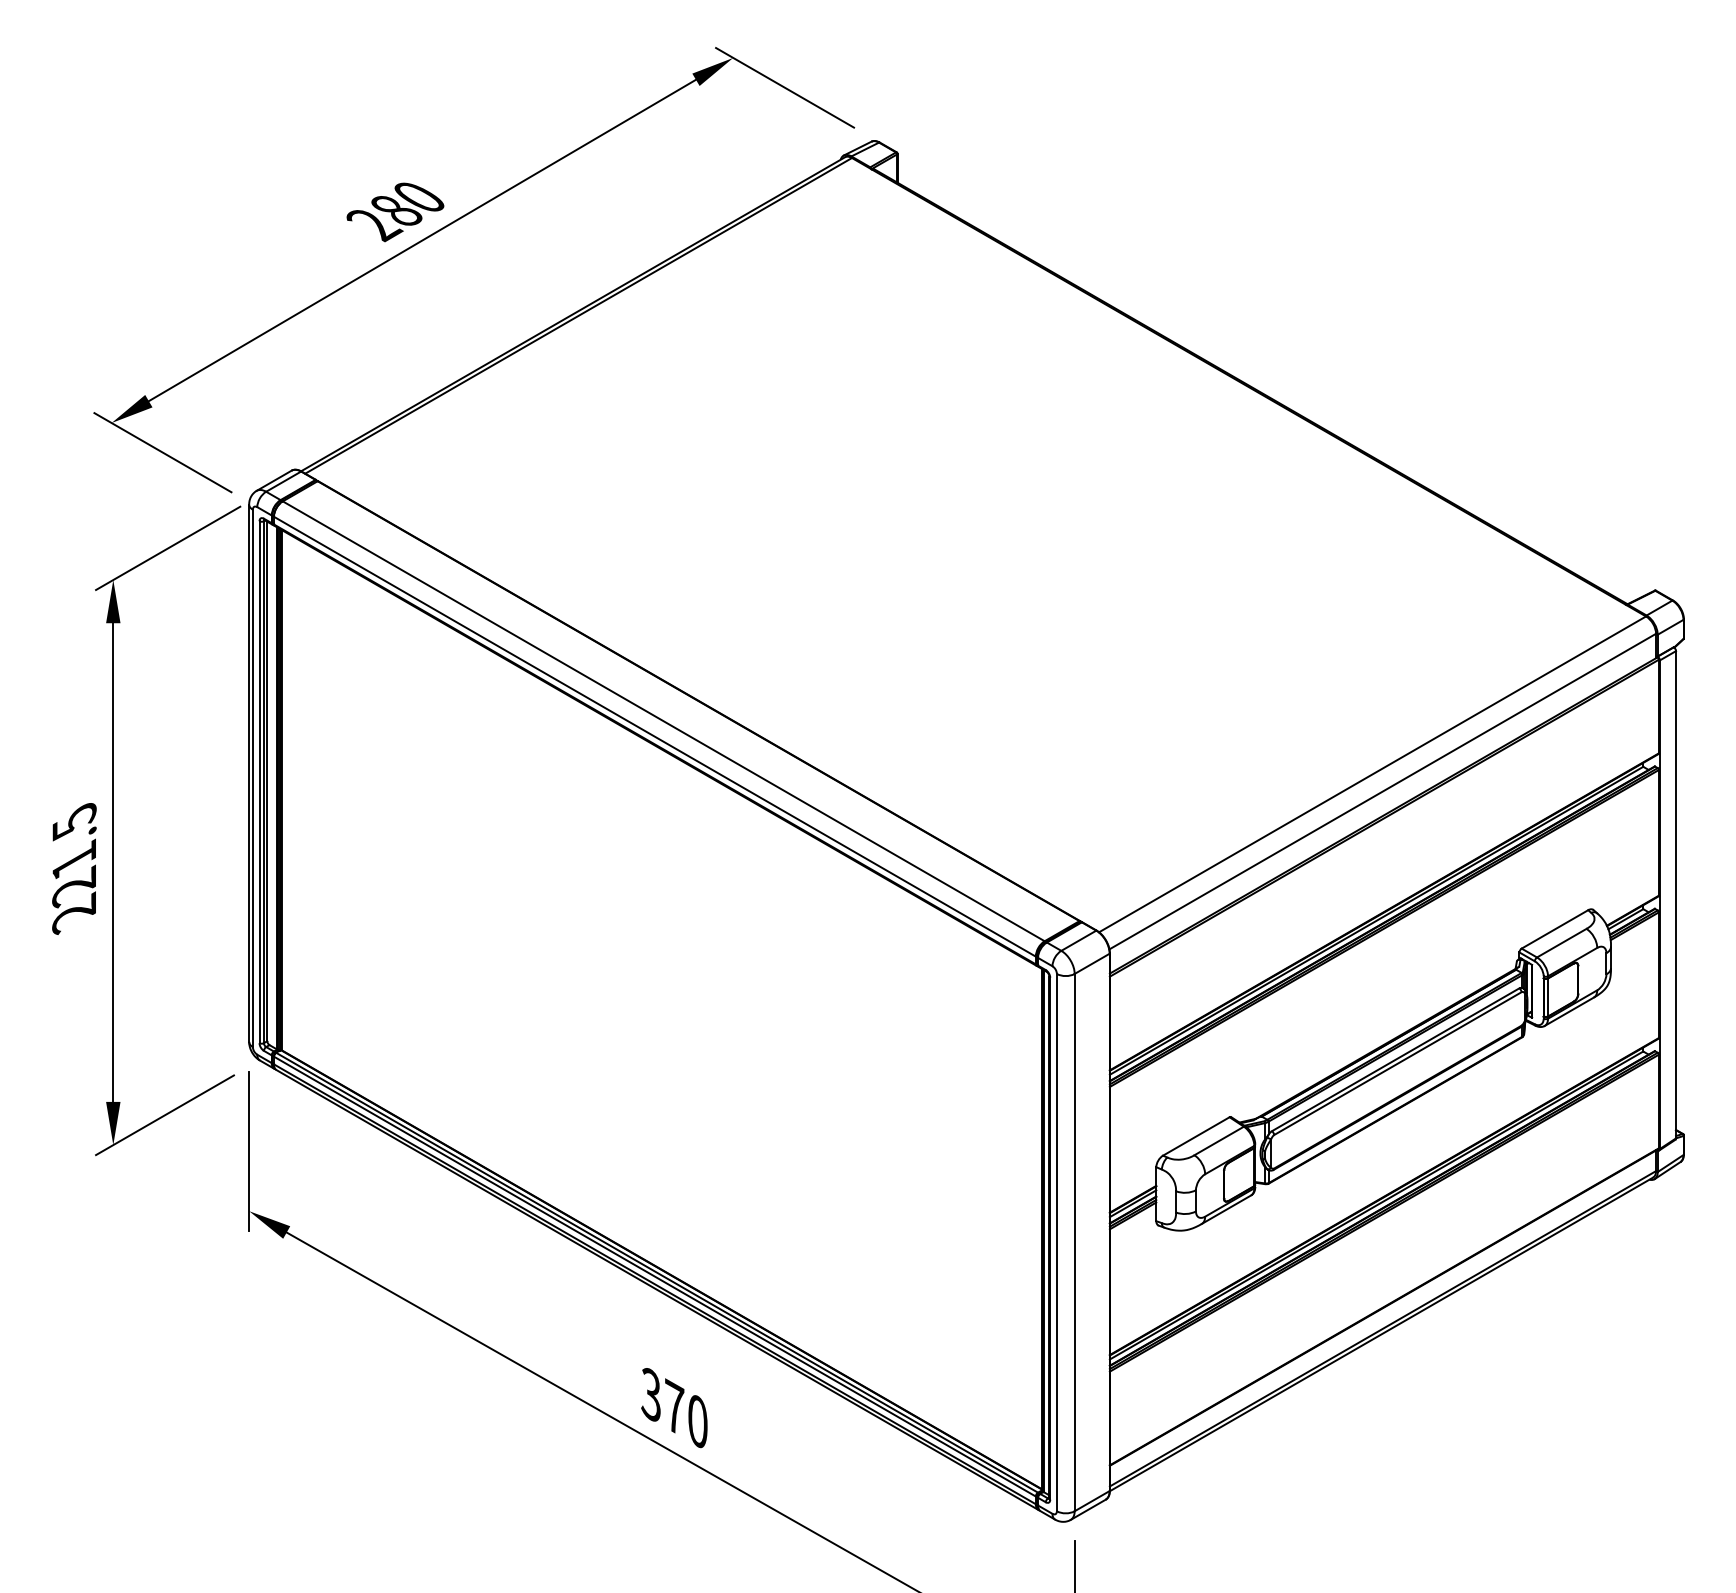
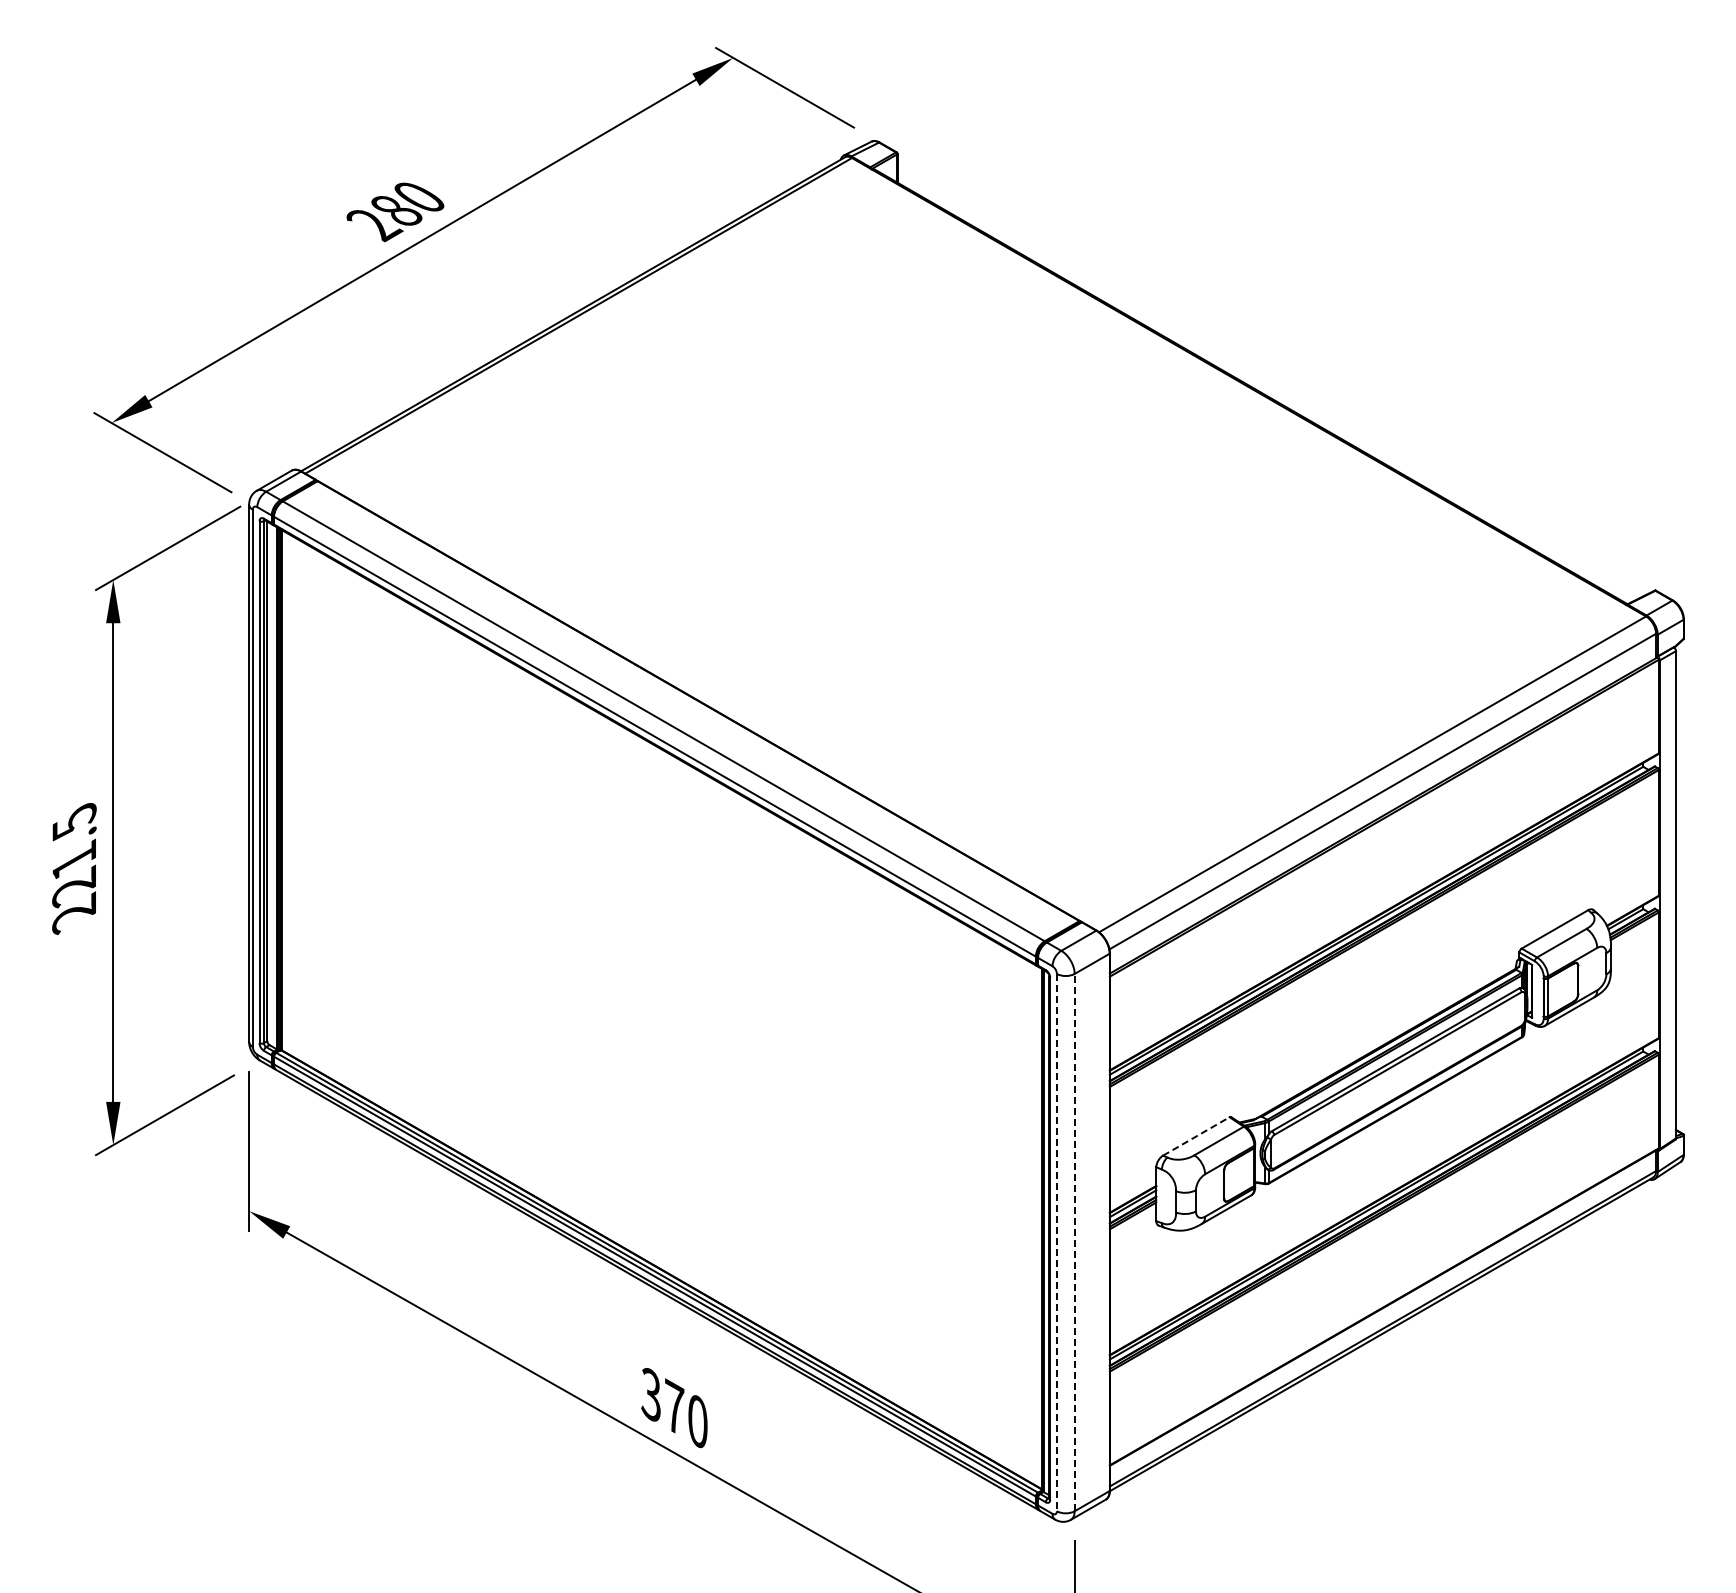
line: solid -> dashed (1196, 1136)
line: solid -> dashed (1056, 1242)
line: solid -> dashed (1074, 1242)
